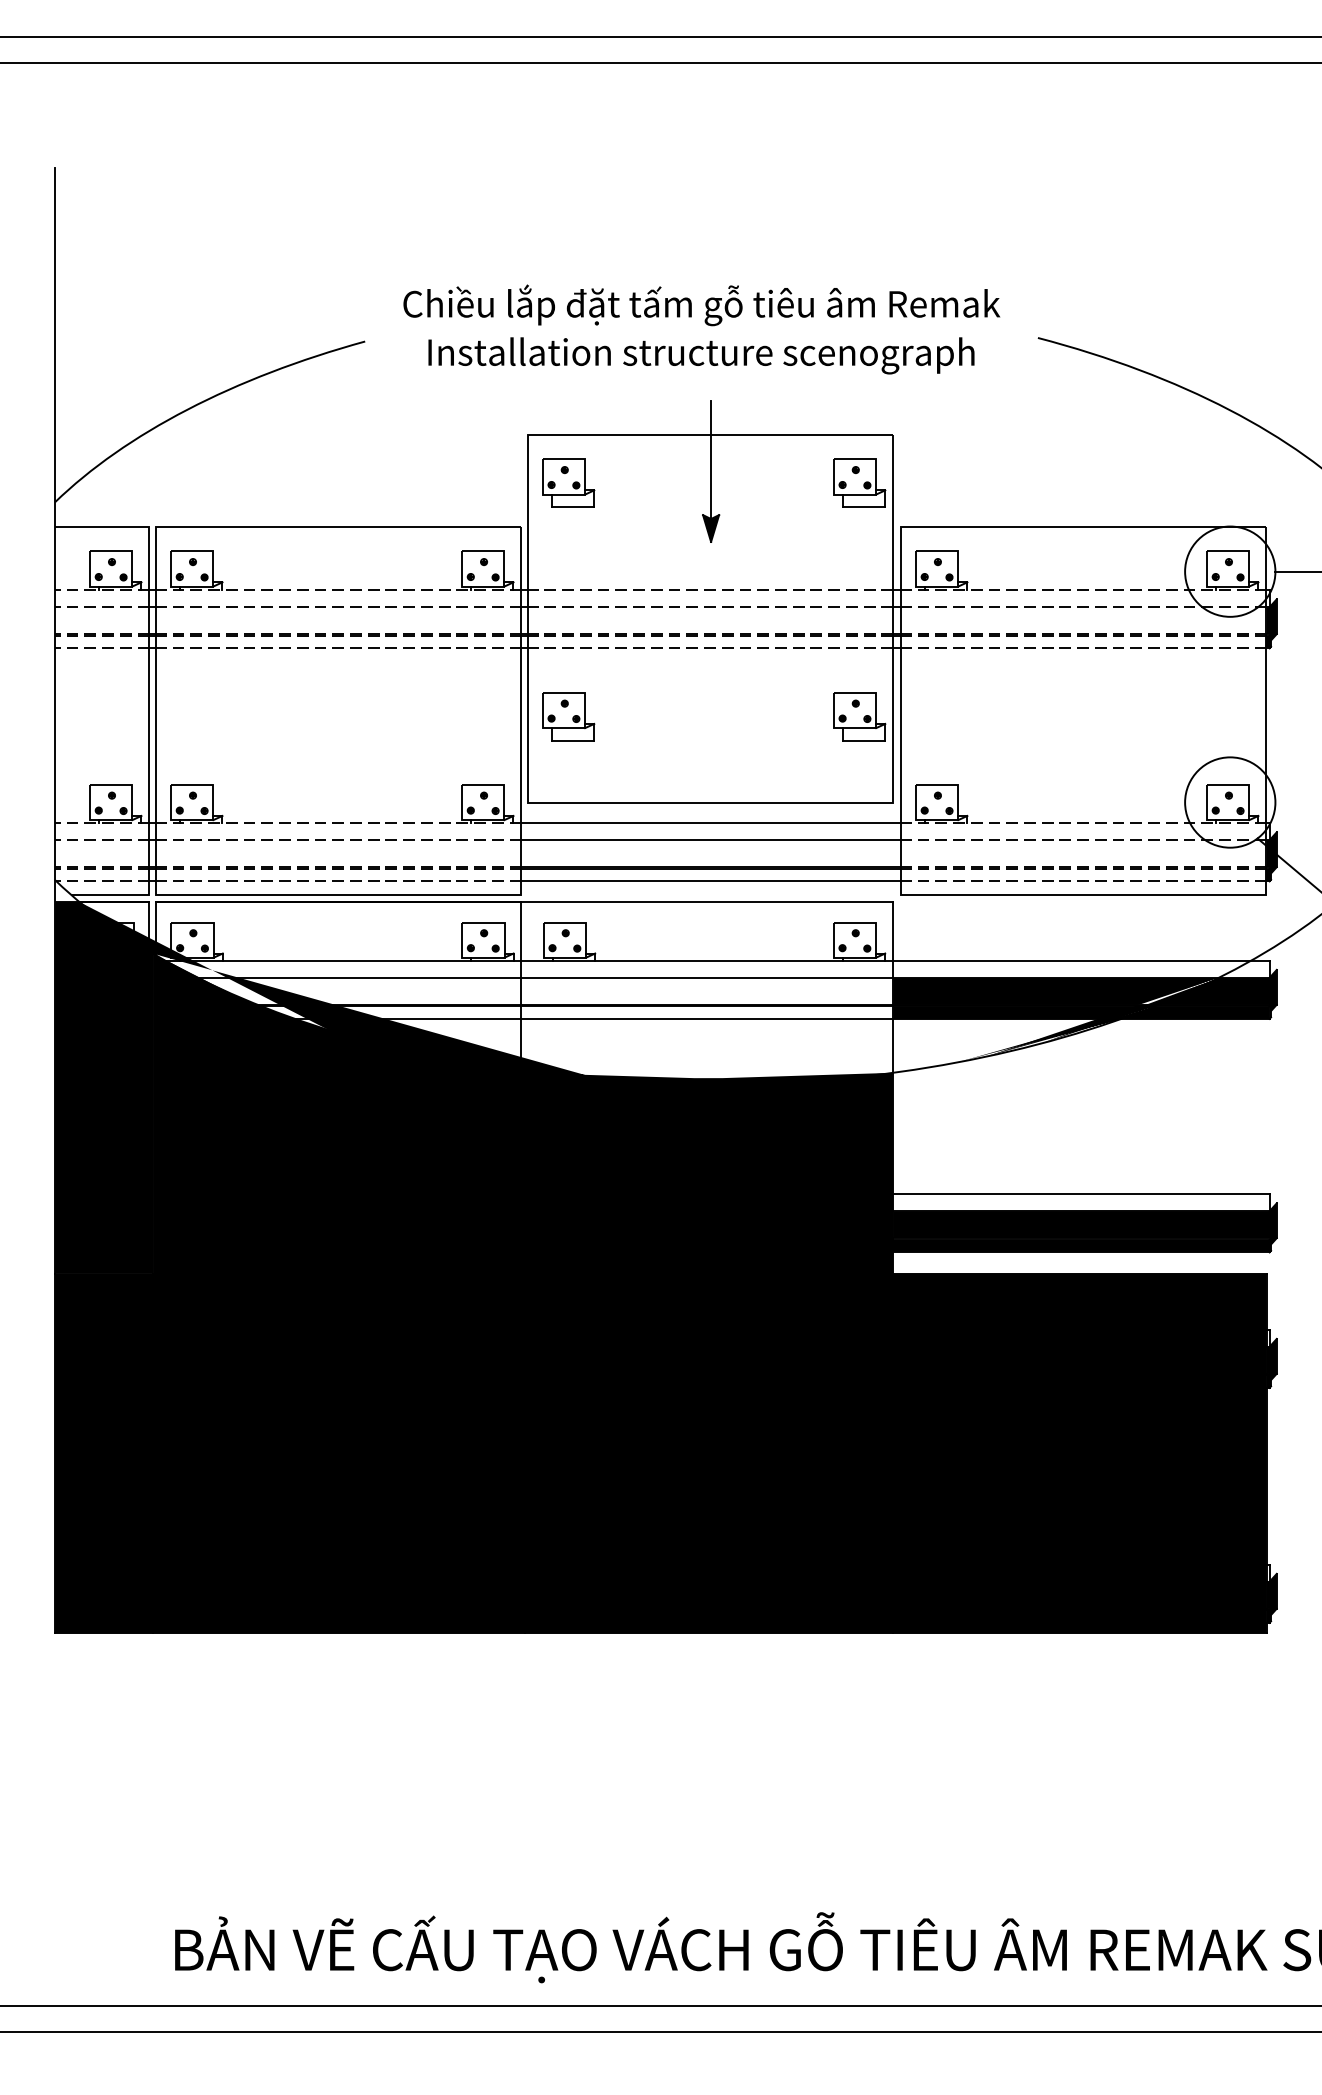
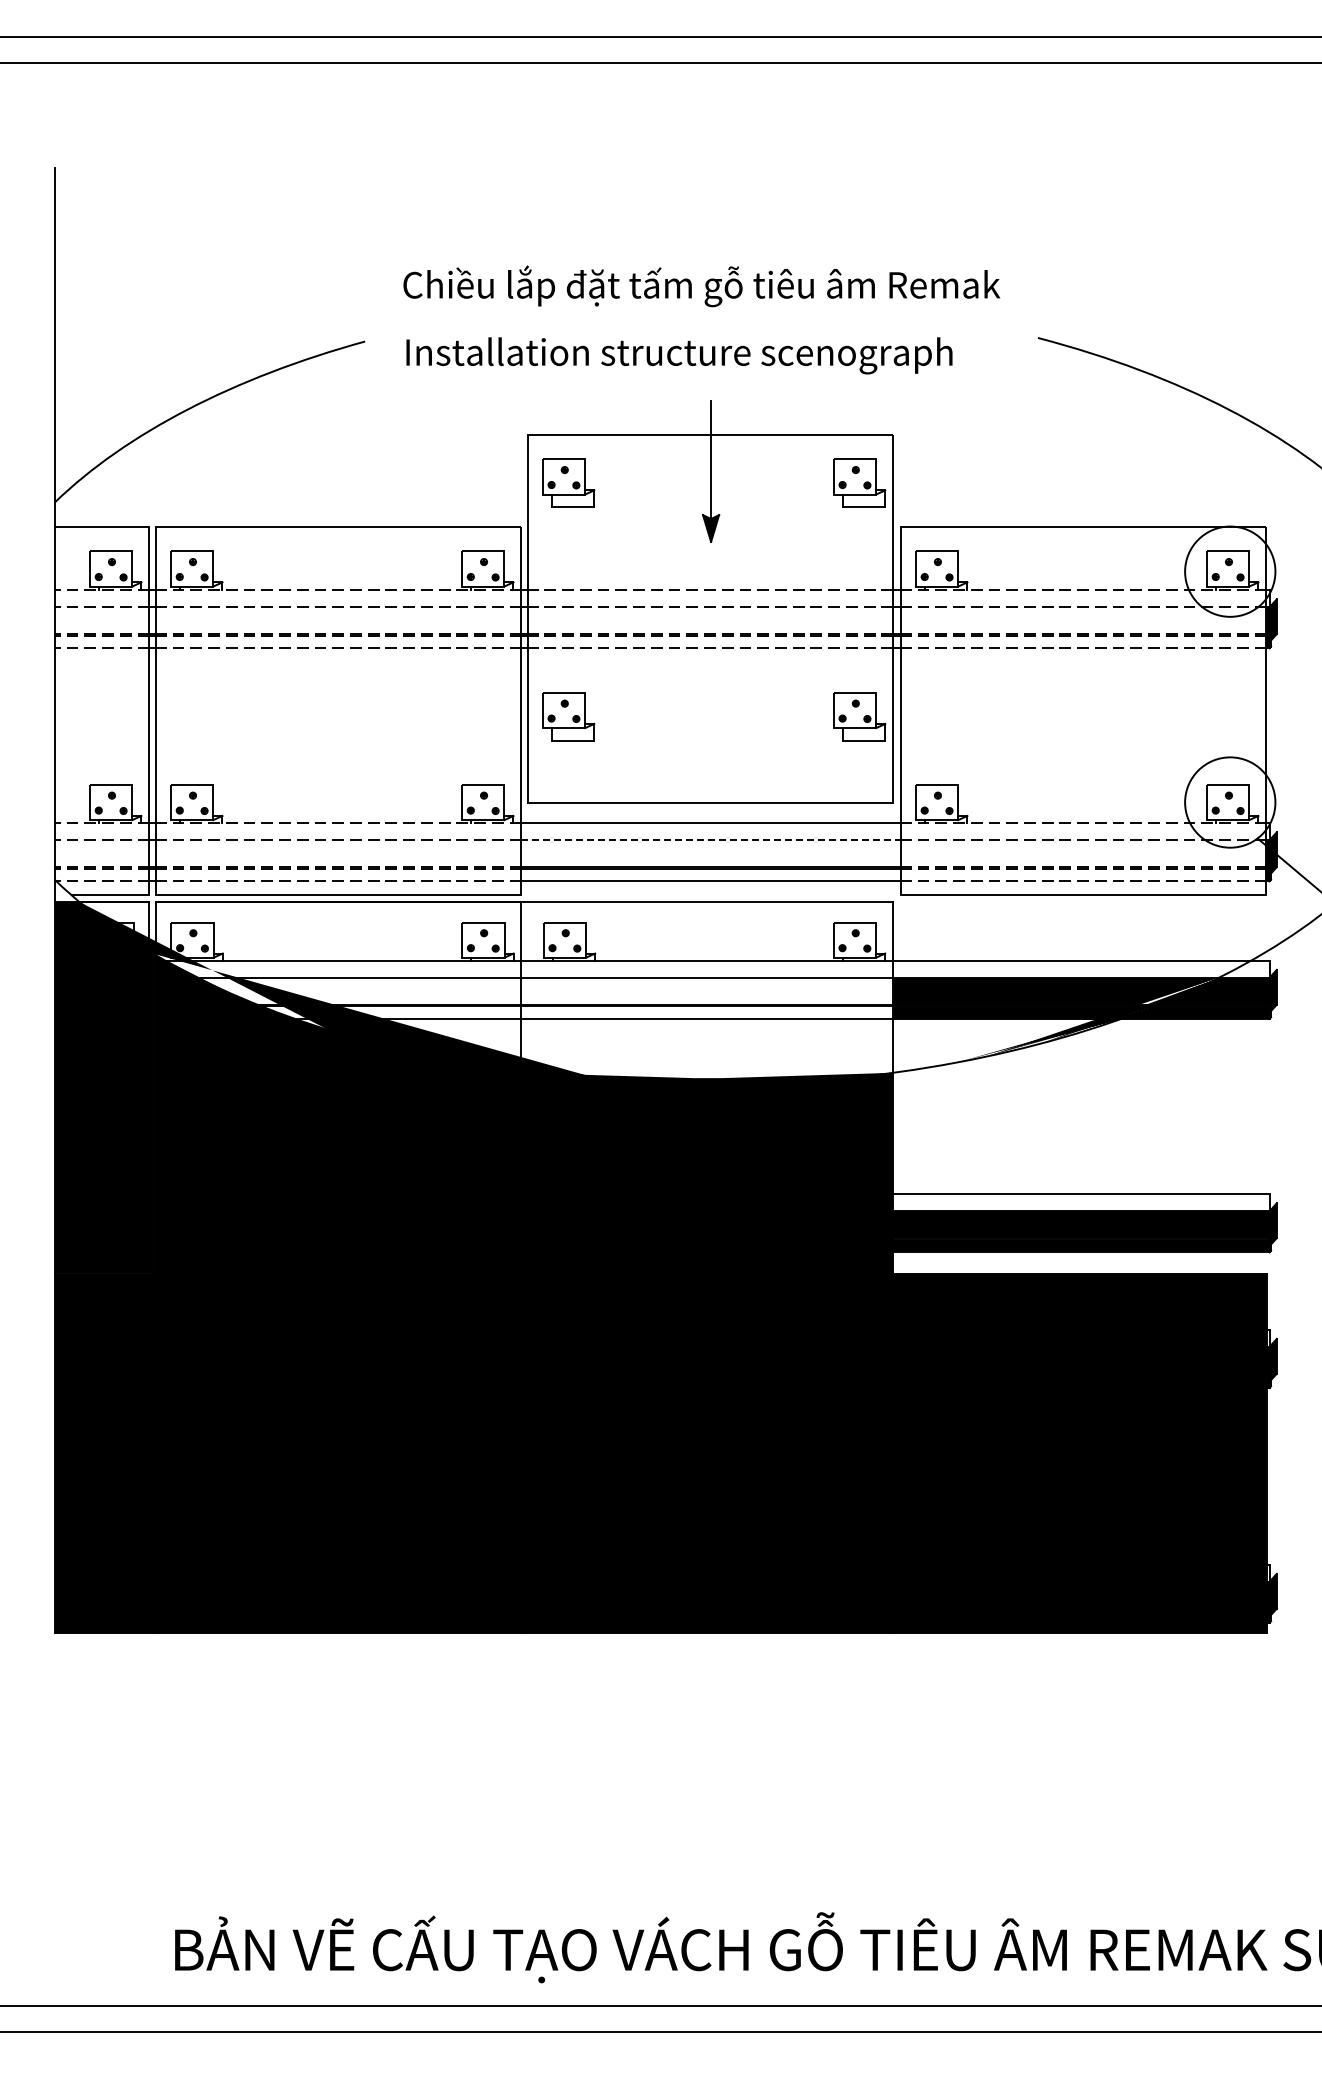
text position: (701, 305) -> (701, 286) (701, 286)
text position: (701, 355) -> (679, 355) (679, 355)
line: present -> none (1296, 571)
line: solid -> dashed (711, 840)
